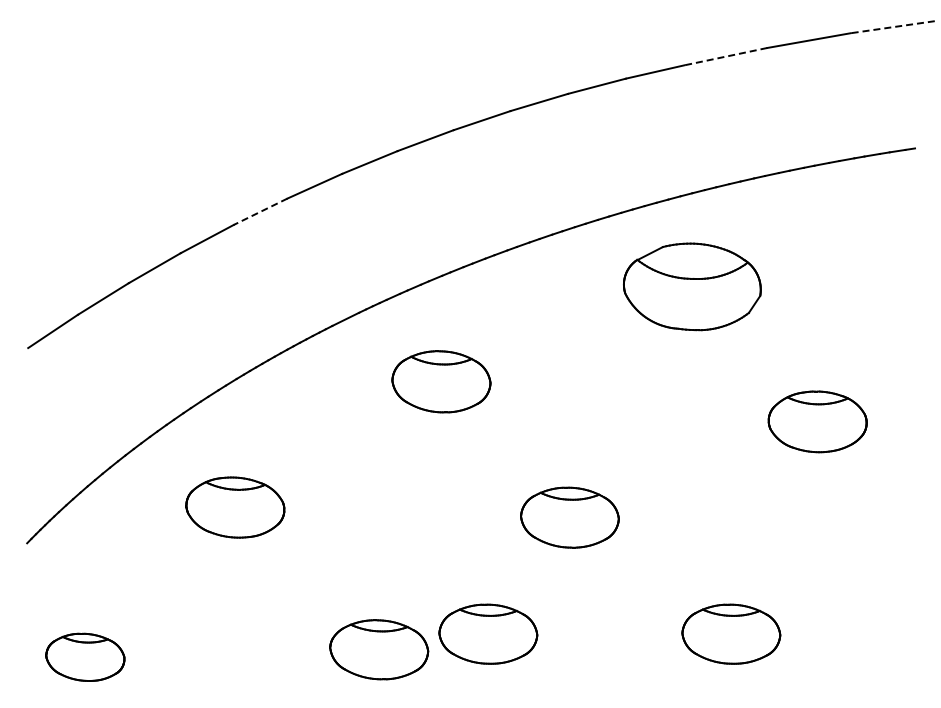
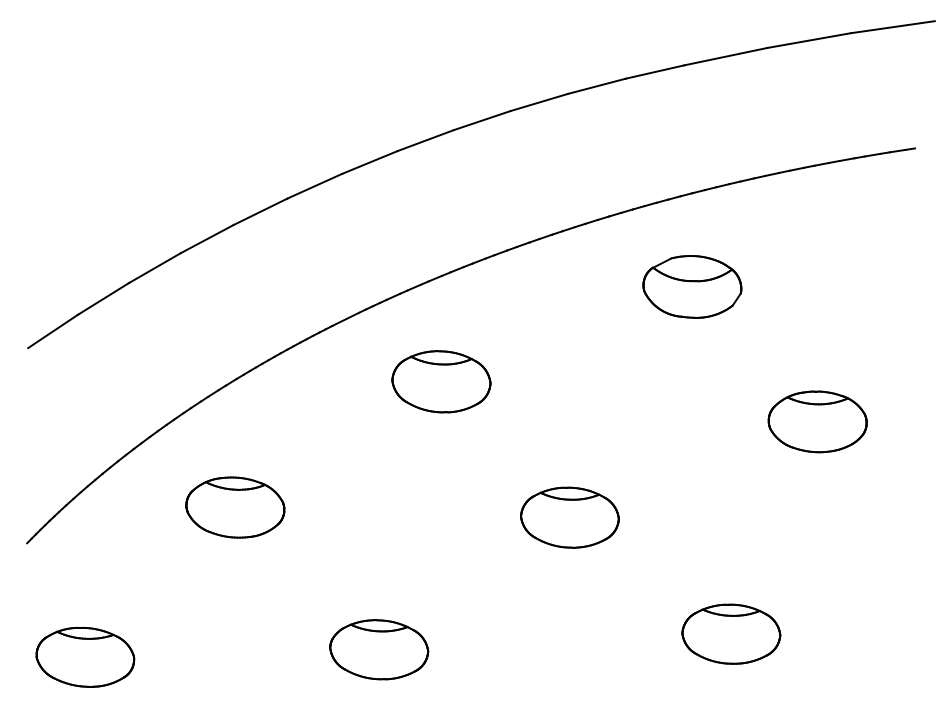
line: dashed -> solid (892, 27)
line: dashed -> solid (725, 56)
line: dashed -> solid (260, 211)
part size: 139x90 px -> 101x64 px (692, 286)
part: present -> none (488, 633)
part size: 81x50 px -> 101x61 px (85, 657)
